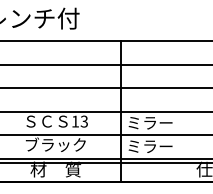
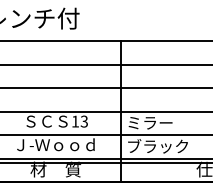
text: ブラック -> Ｊ-Ｗｏｏｄ (55, 144)
text: ミラー -> ブラック (157, 146)
